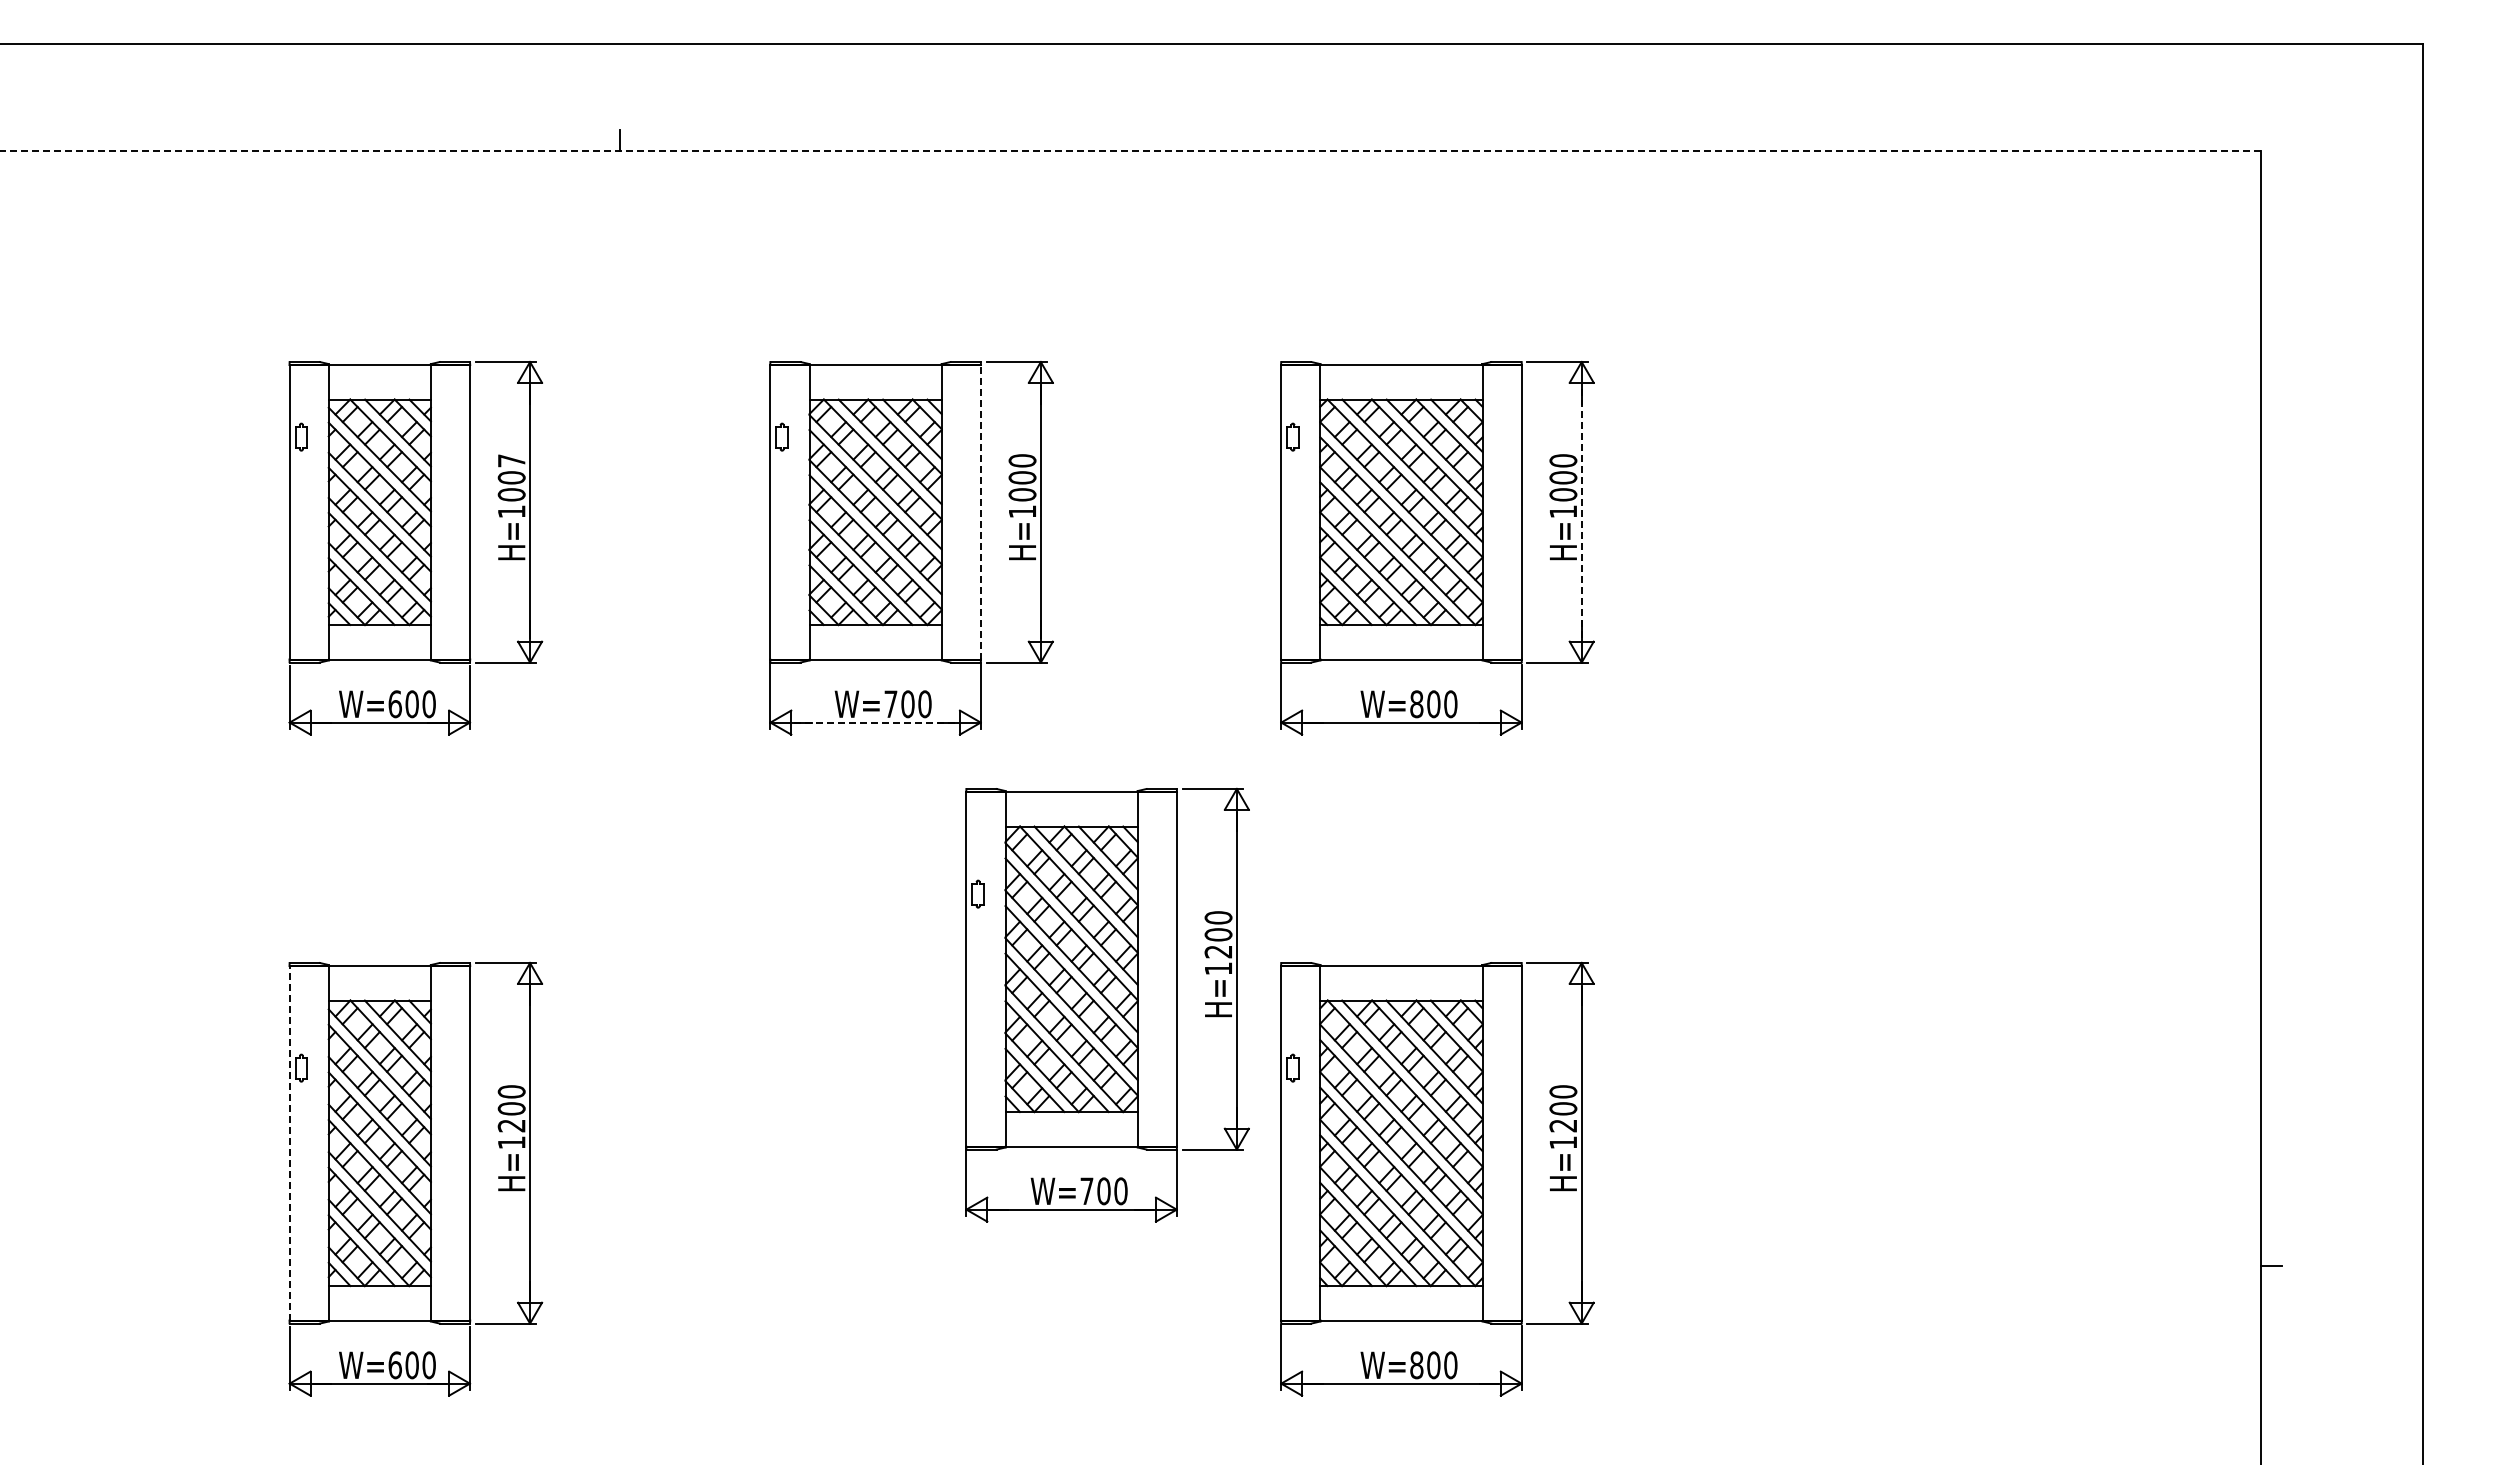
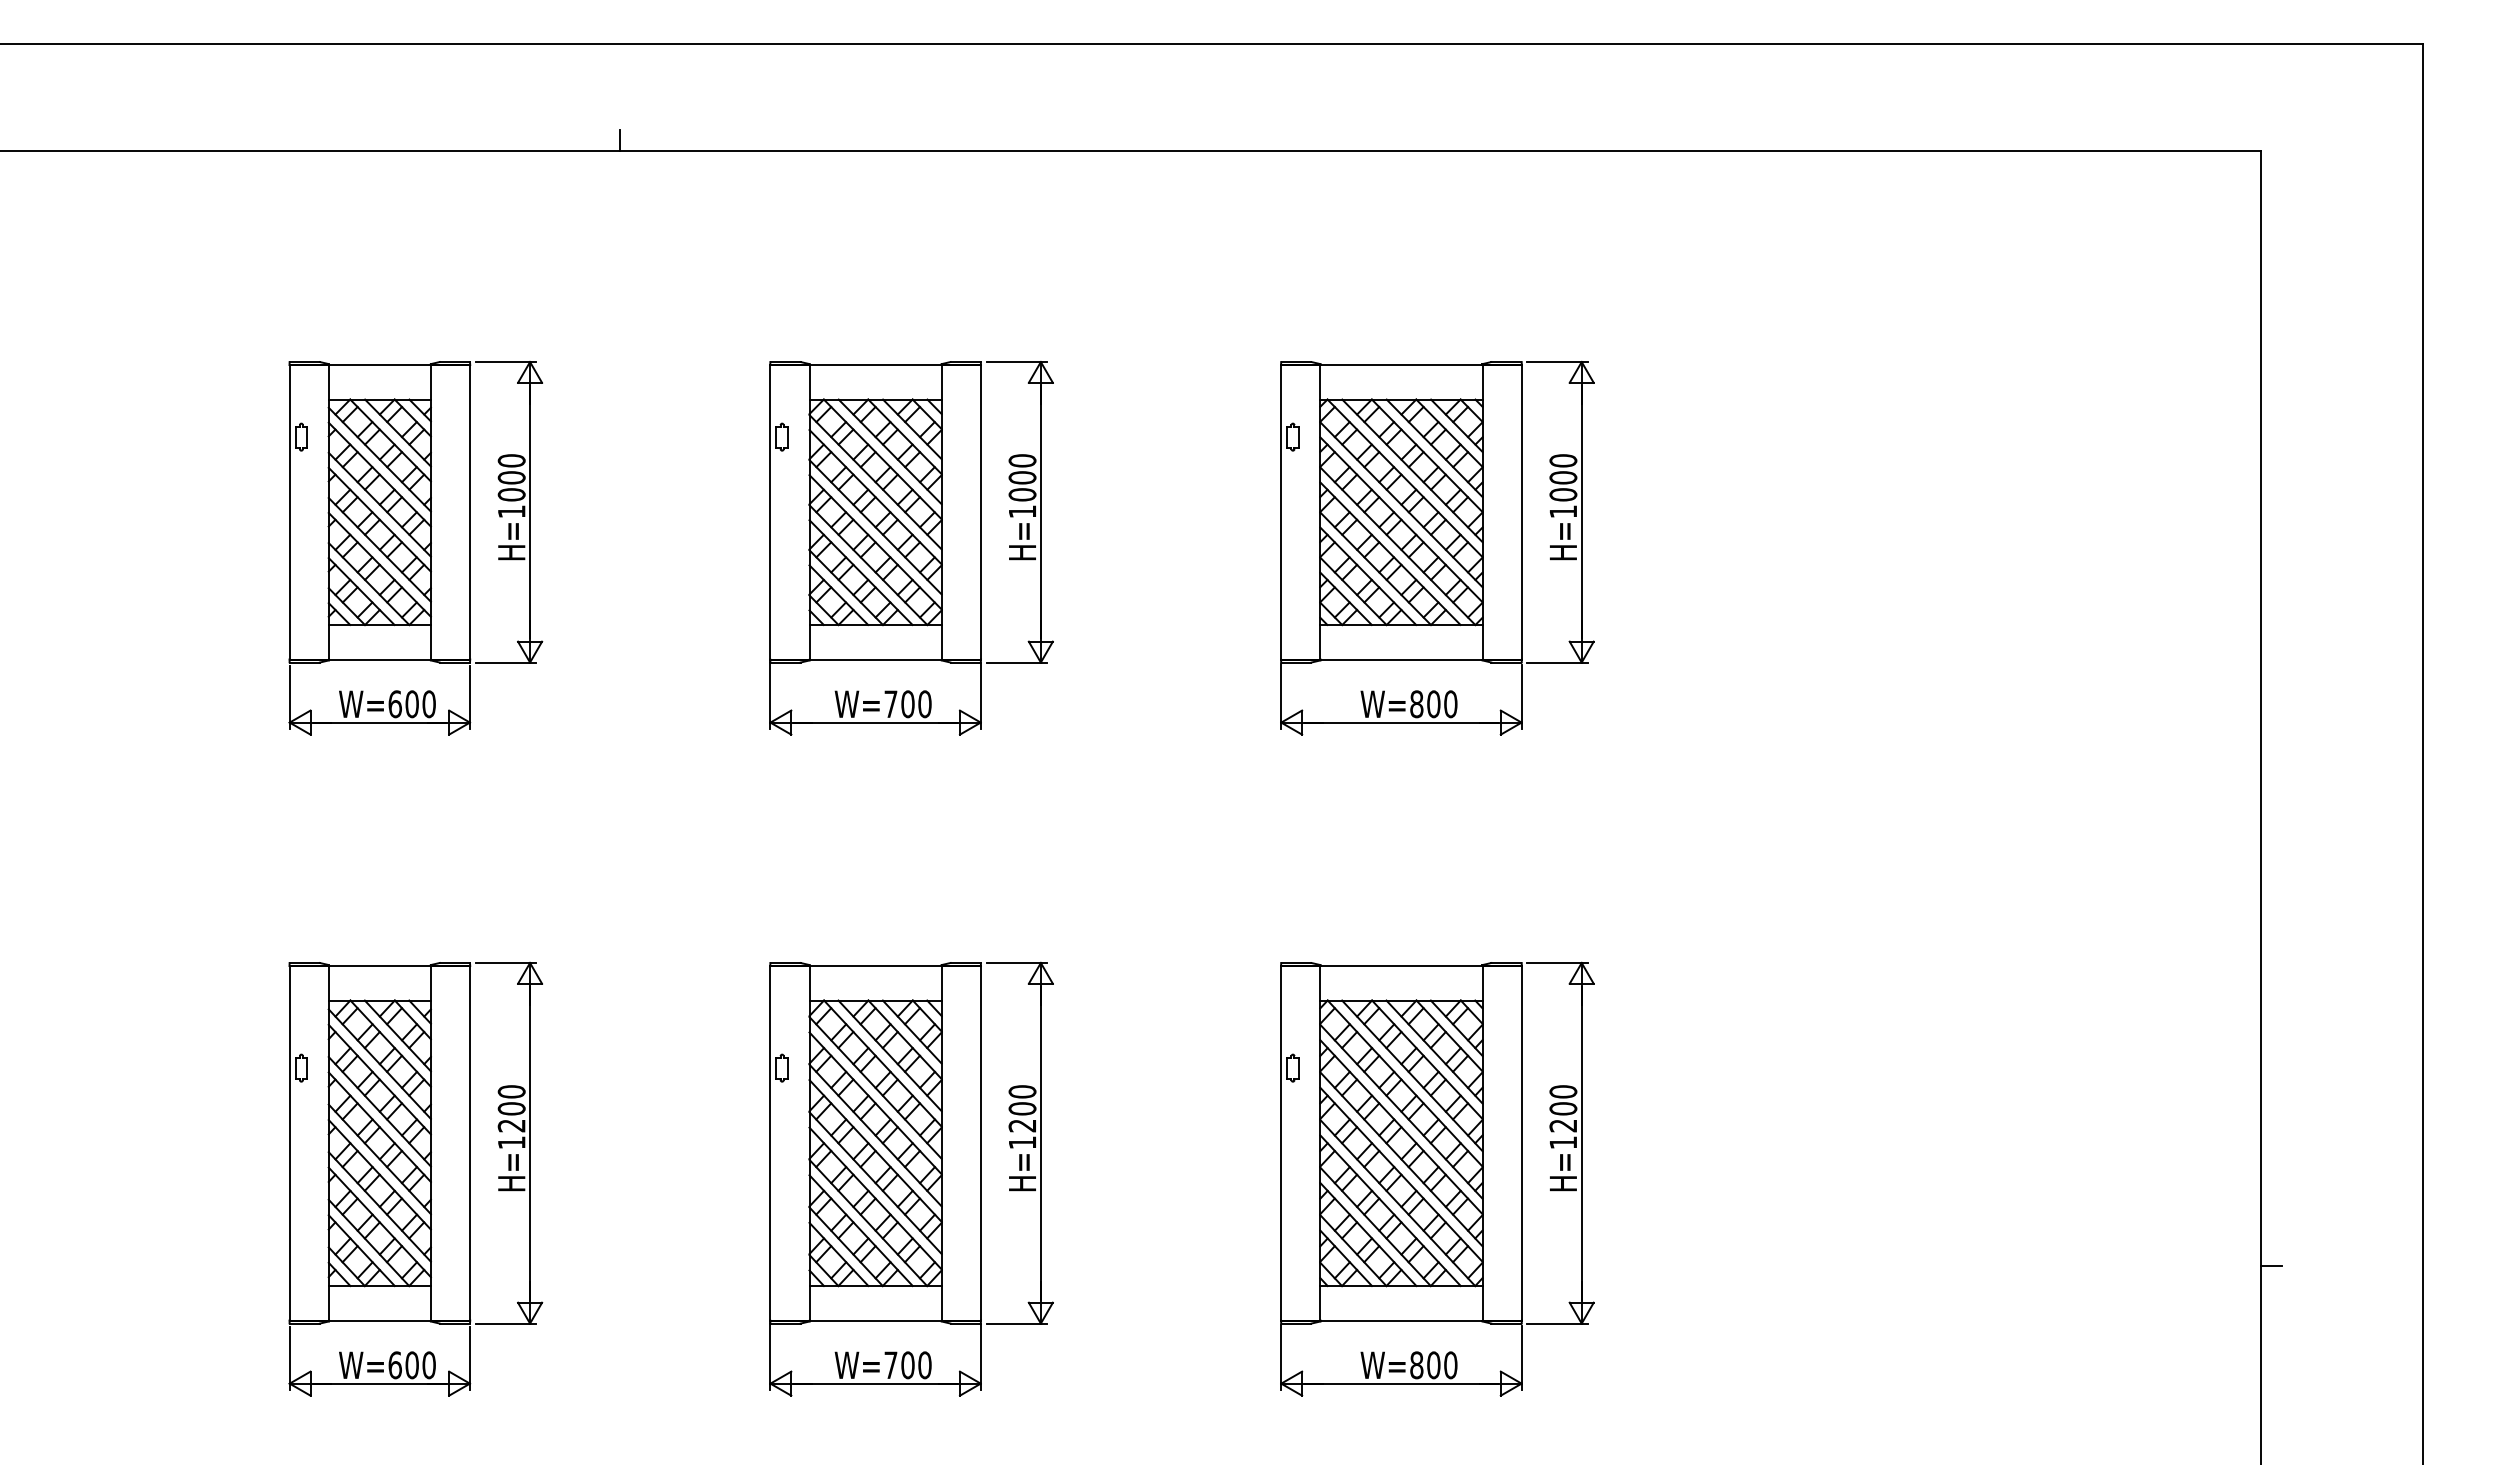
line: dashed -> solid (1130, 151)
text: H=1007 -> H=1000 (511, 460)
line: dashed -> solid (980, 511)
line: dashed -> solid (1581, 511)
line: dashed -> solid (876, 722)
part position: (1107, 1004) -> (911, 1178) (911, 1178)
line: dashed -> solid (289, 1142)
